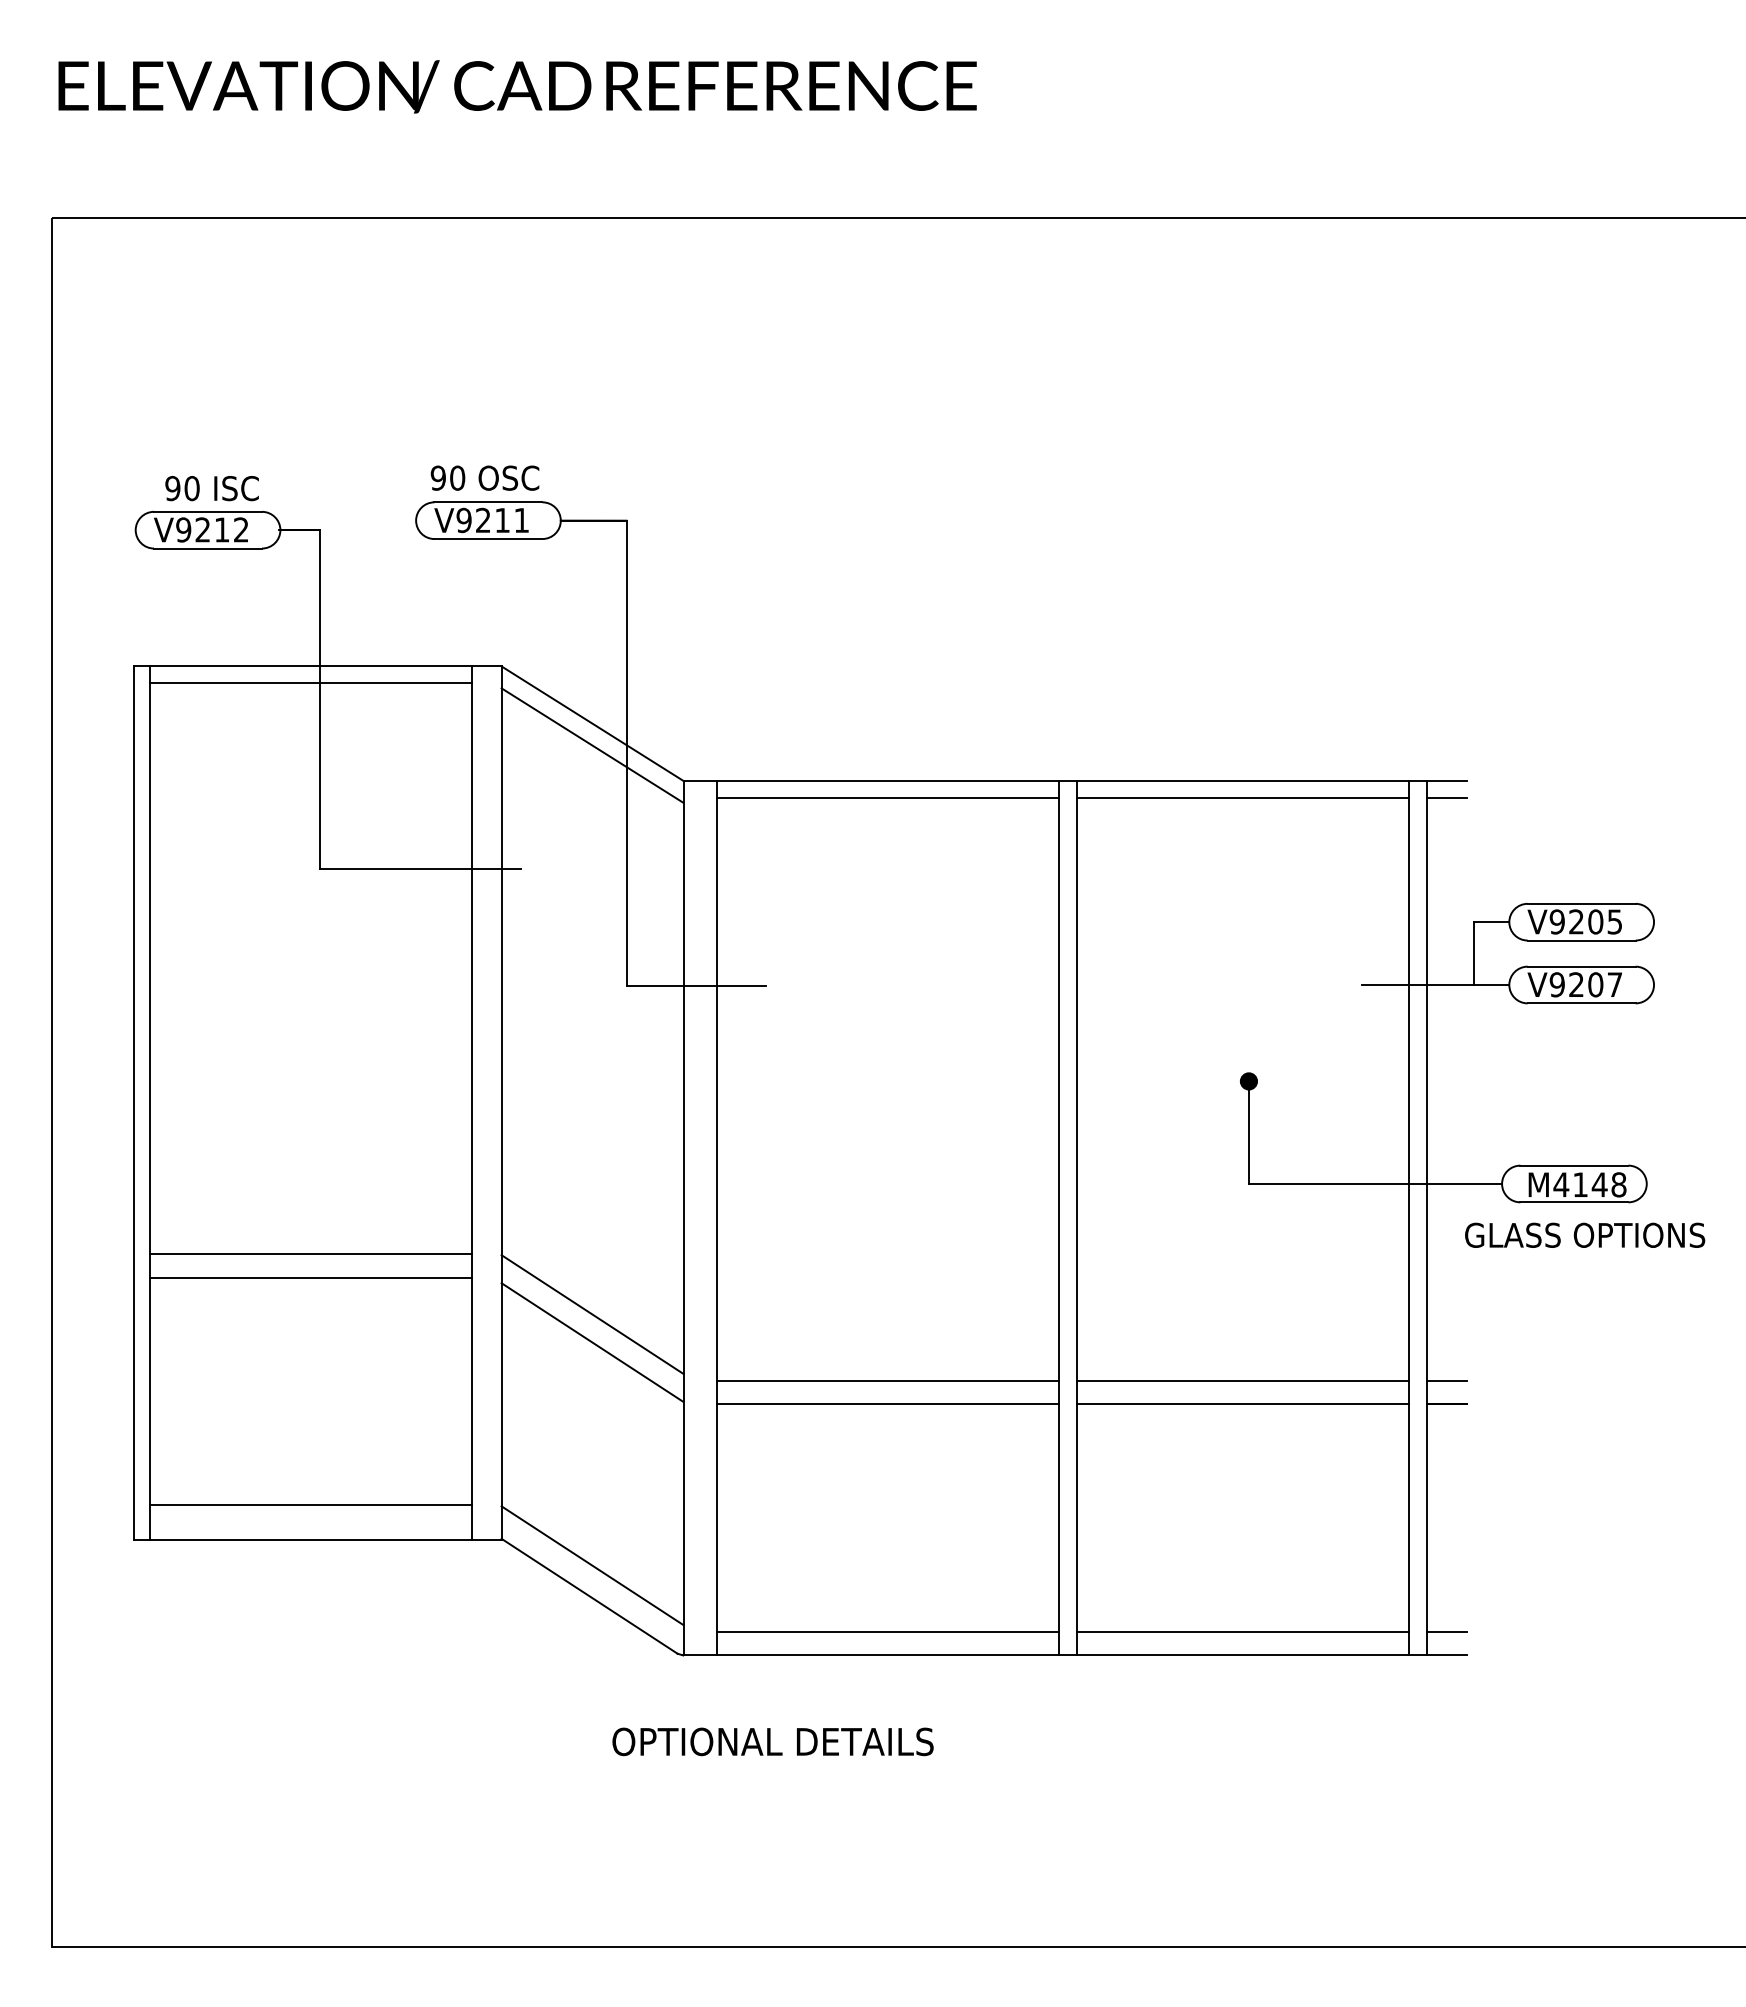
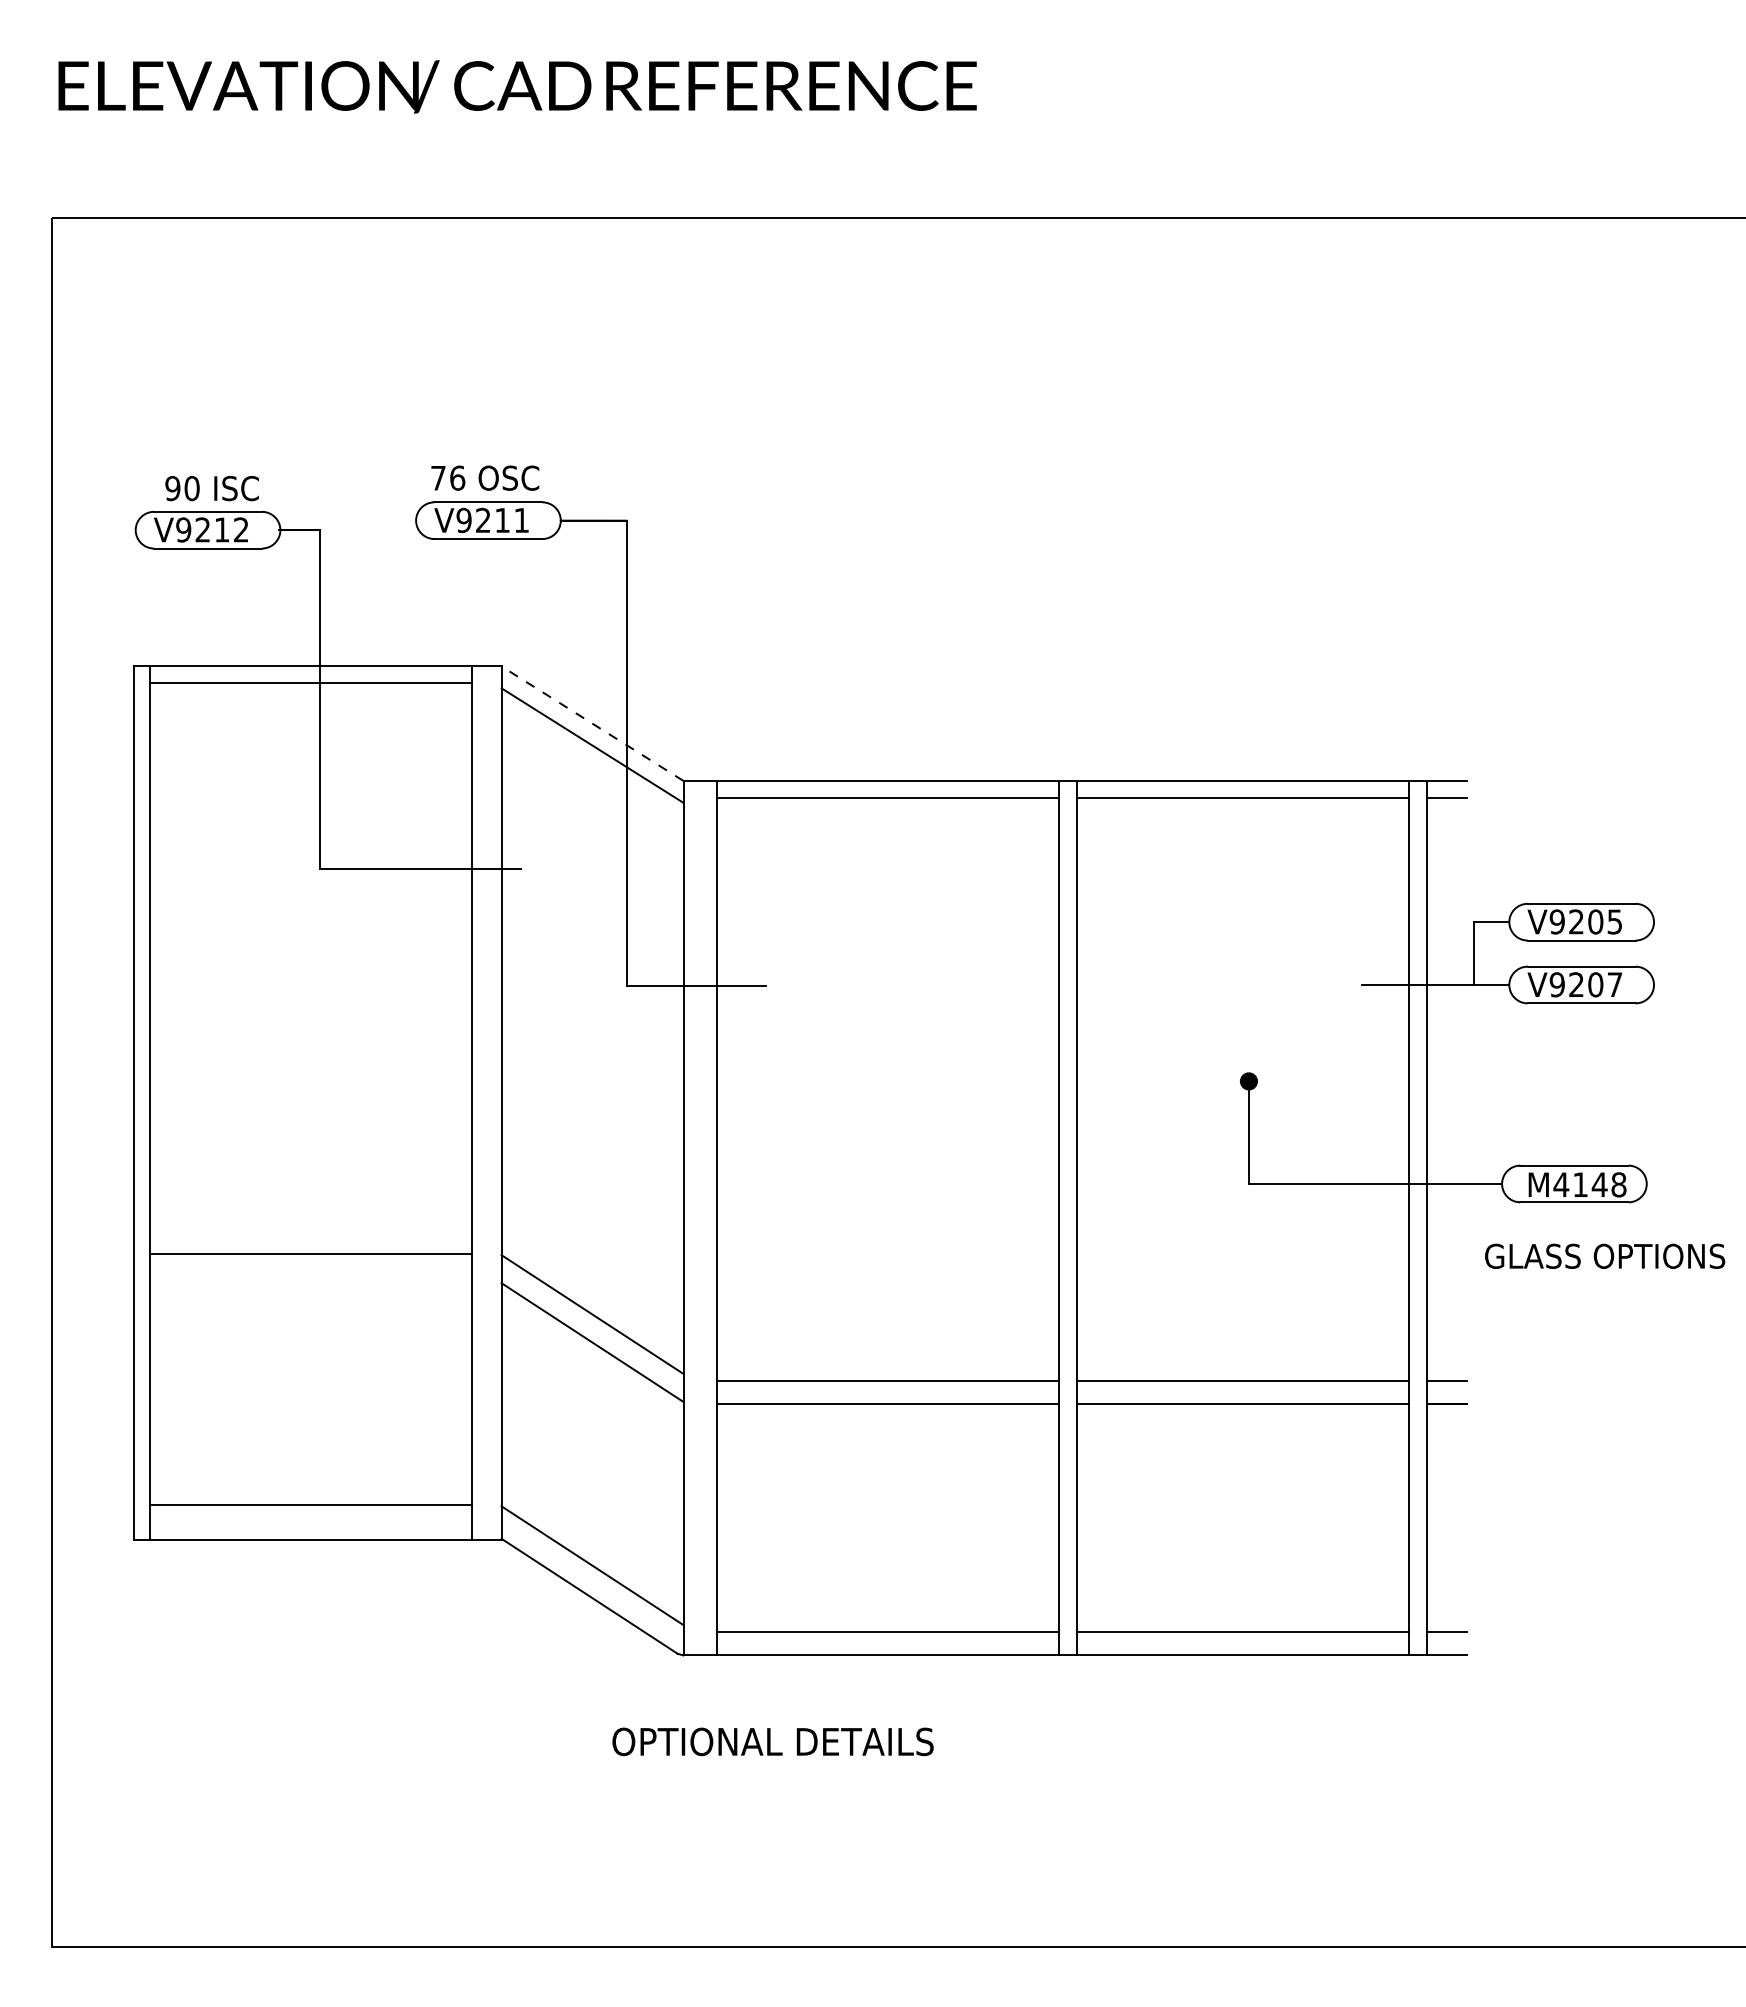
text: 90 -> 76 (447, 477)
line: solid -> dashed (592, 723)
text position: (1585, 1234) -> (1605, 1255) (1605, 1255)
line: present -> none (310, 1278)
